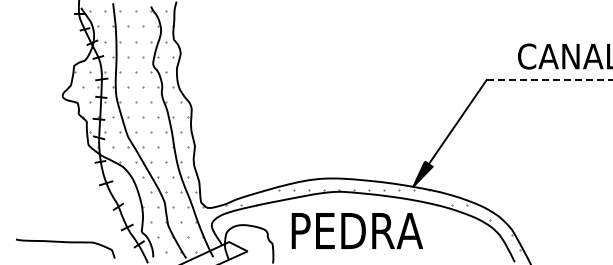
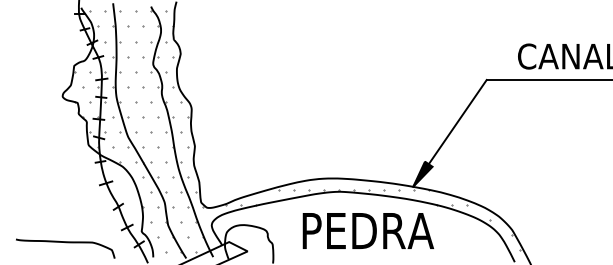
line: dashed -> solid (549, 80)
text position: (357, 230) -> (368, 230) (368, 230)
